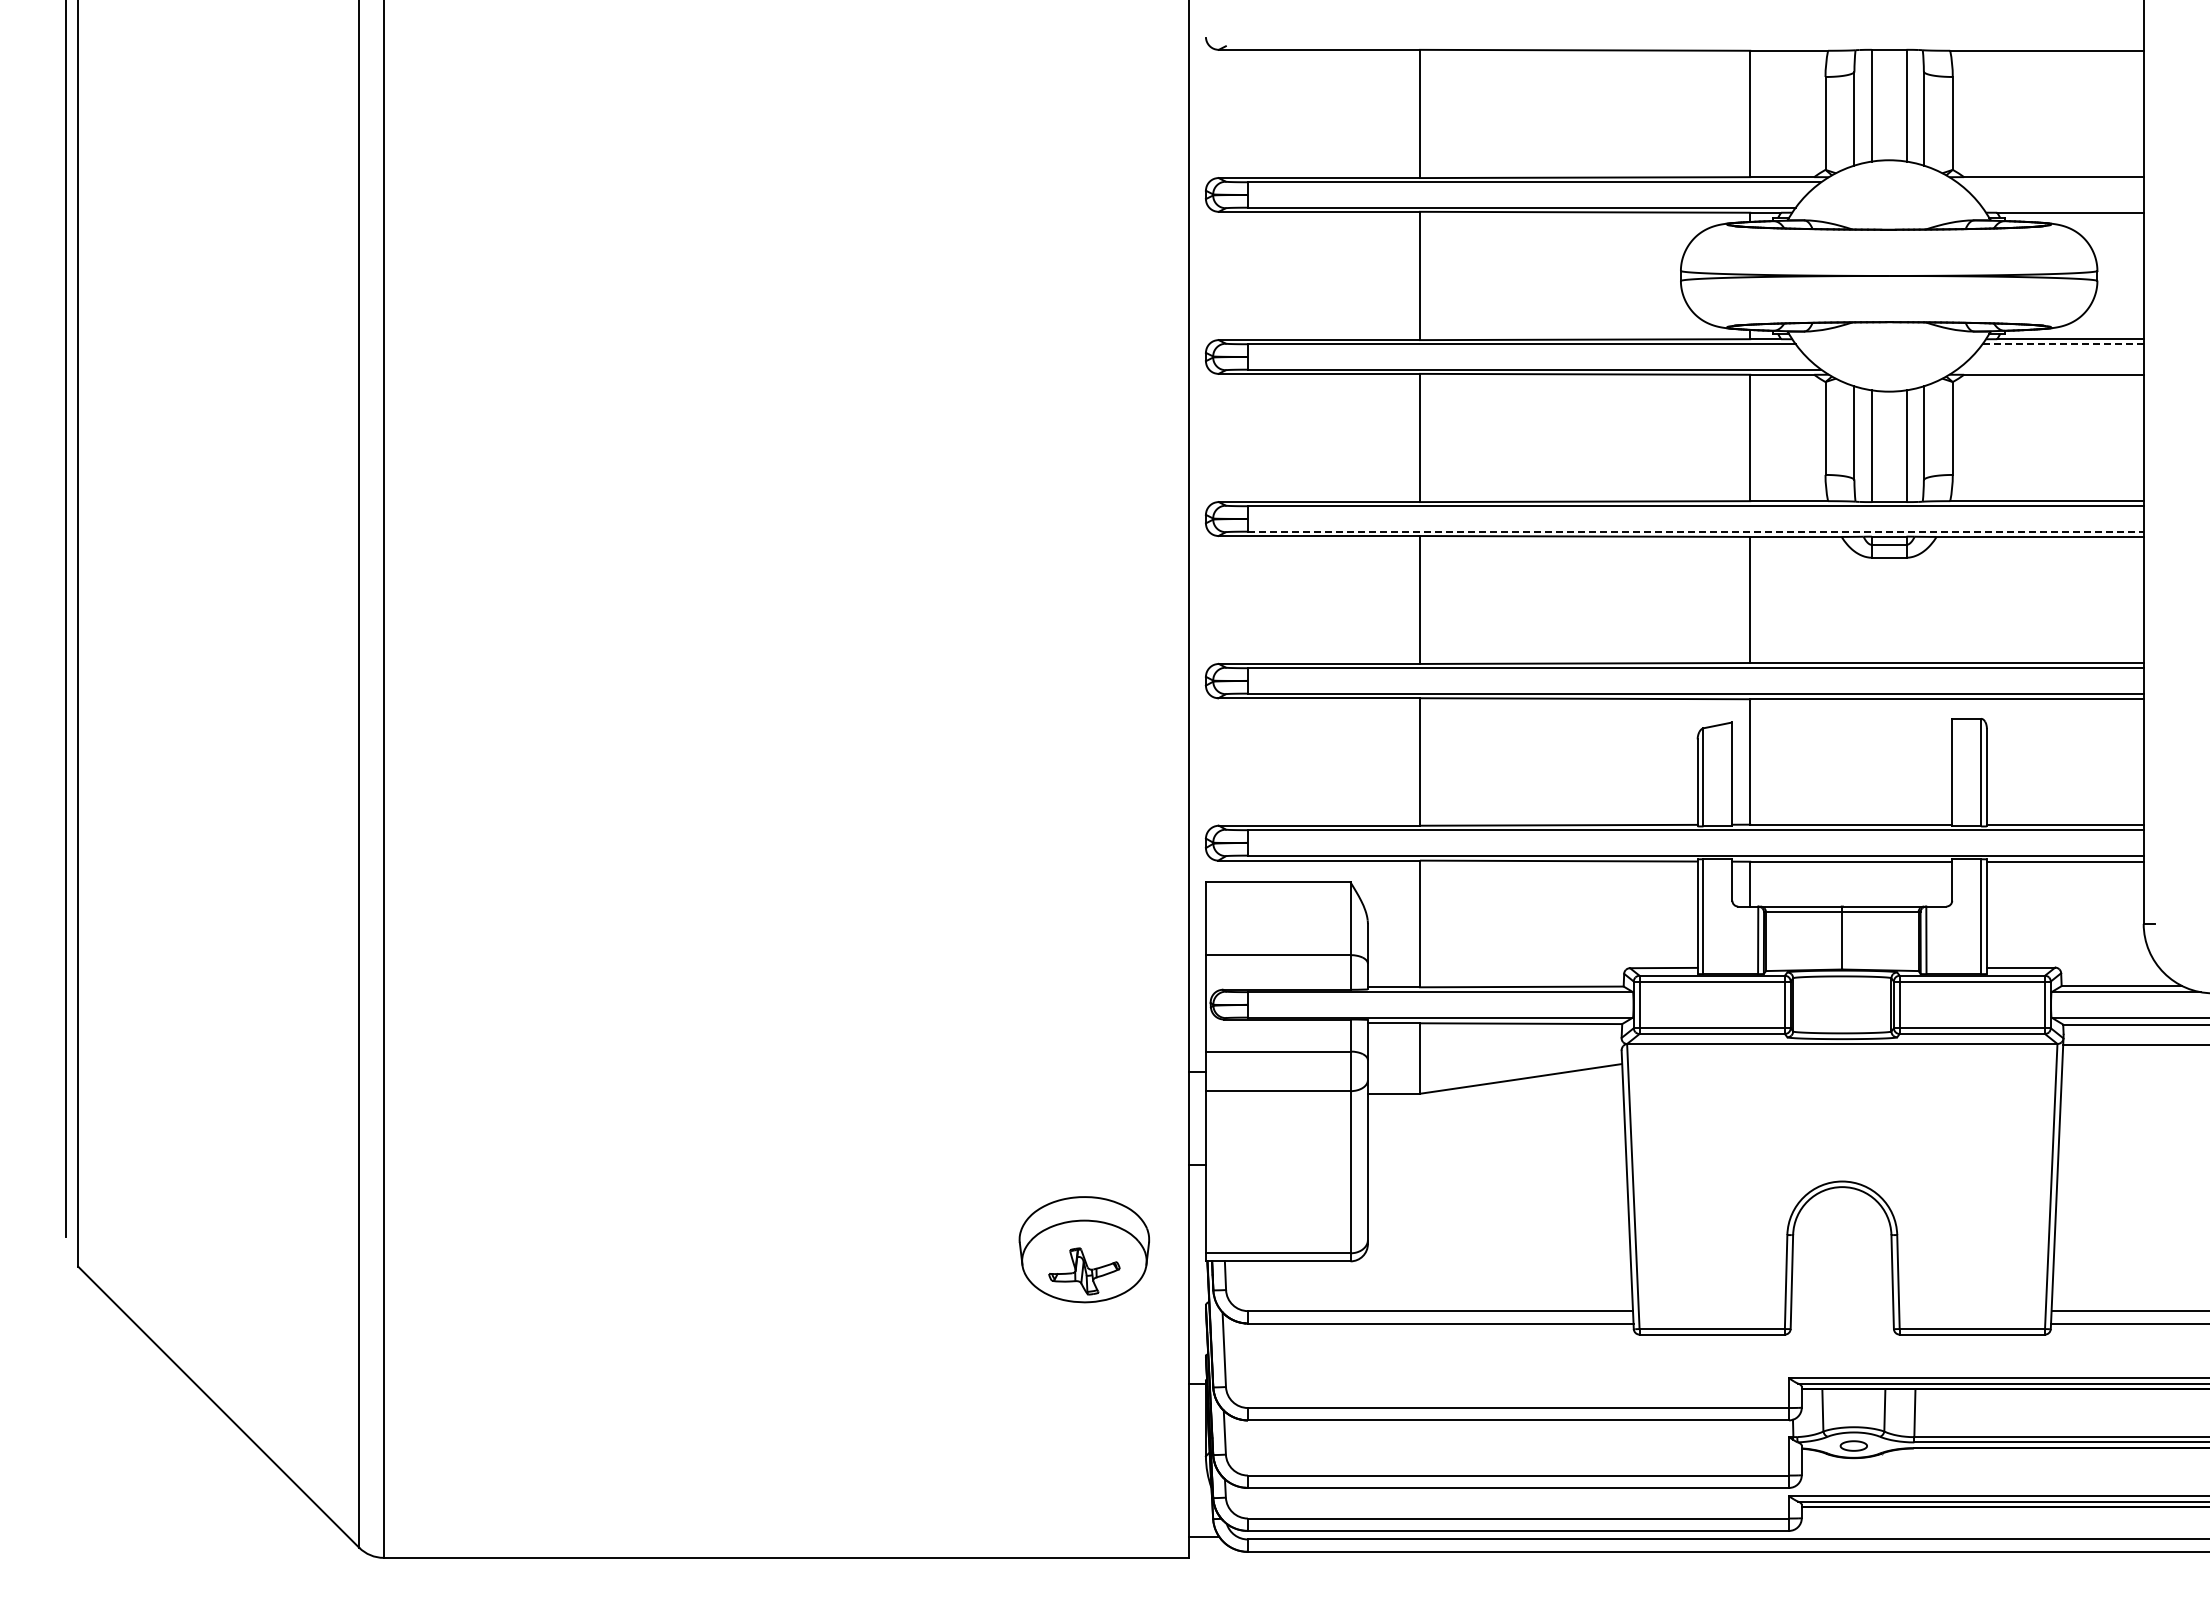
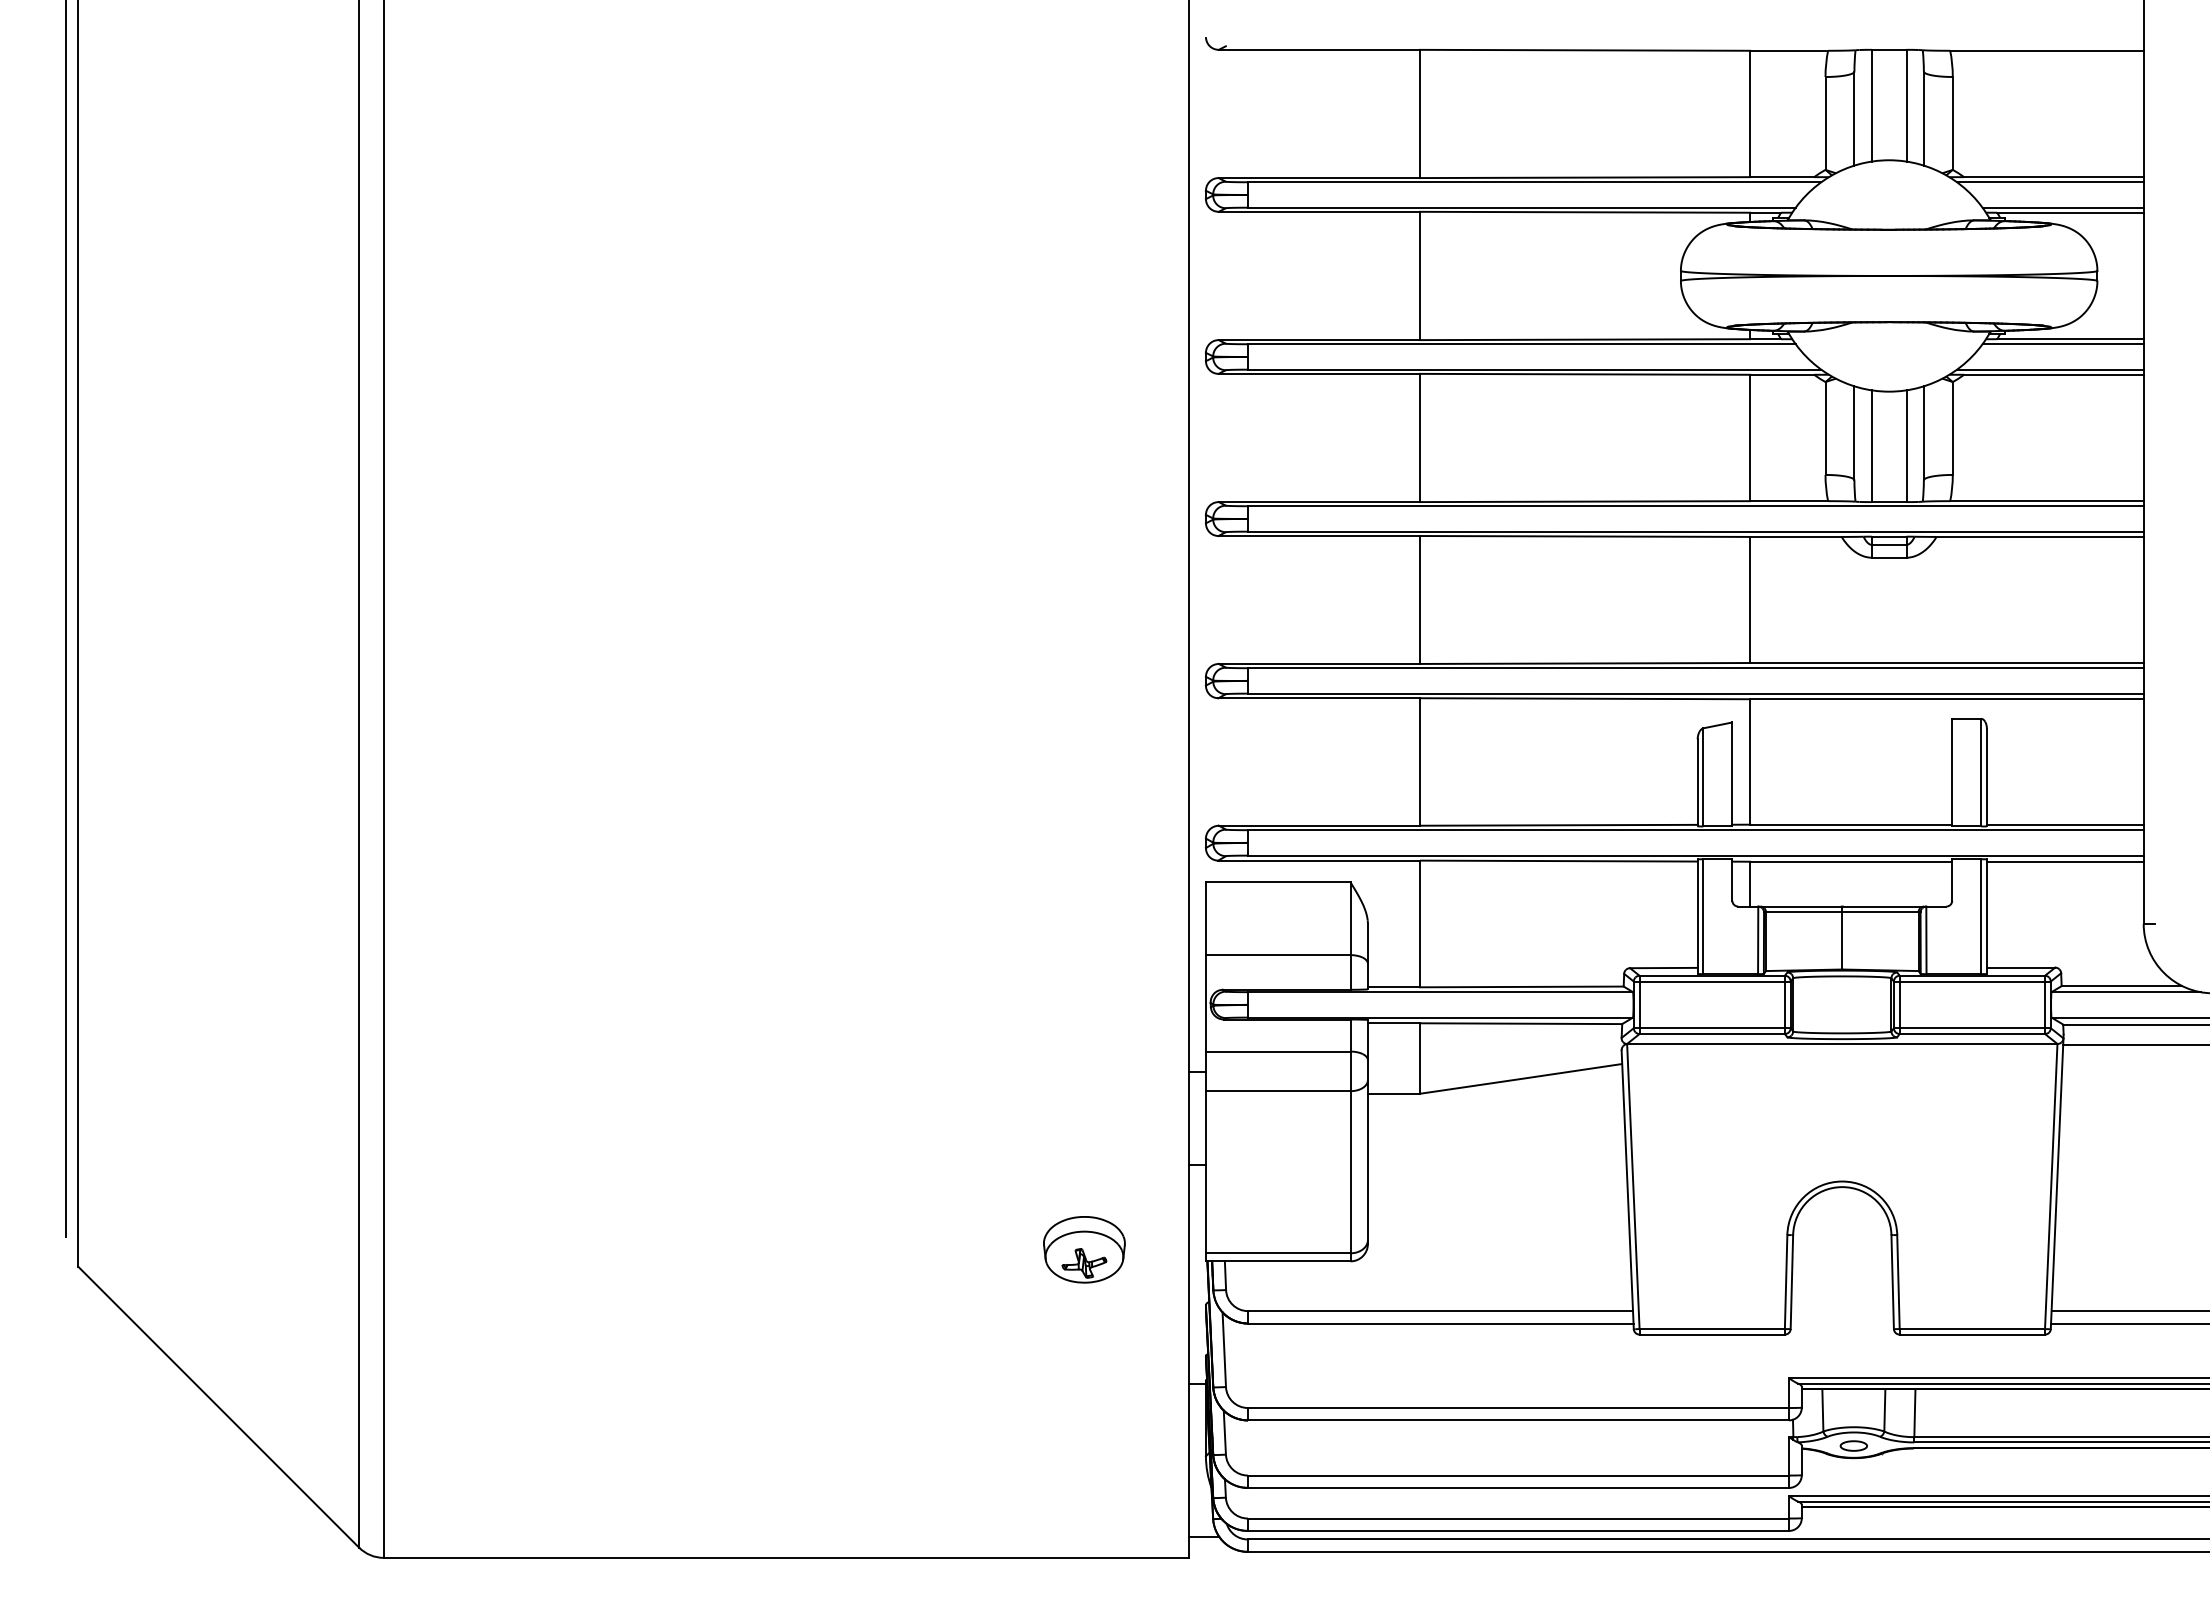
line: none -> present (2050, 182)
line: none -> present (2062, 207)
line: dashed -> solid (2063, 344)
line: none -> present (2050, 369)
line: dashed -> solid (1695, 531)
part size: 133x108 px -> 83x68 px (1084, 1249)
